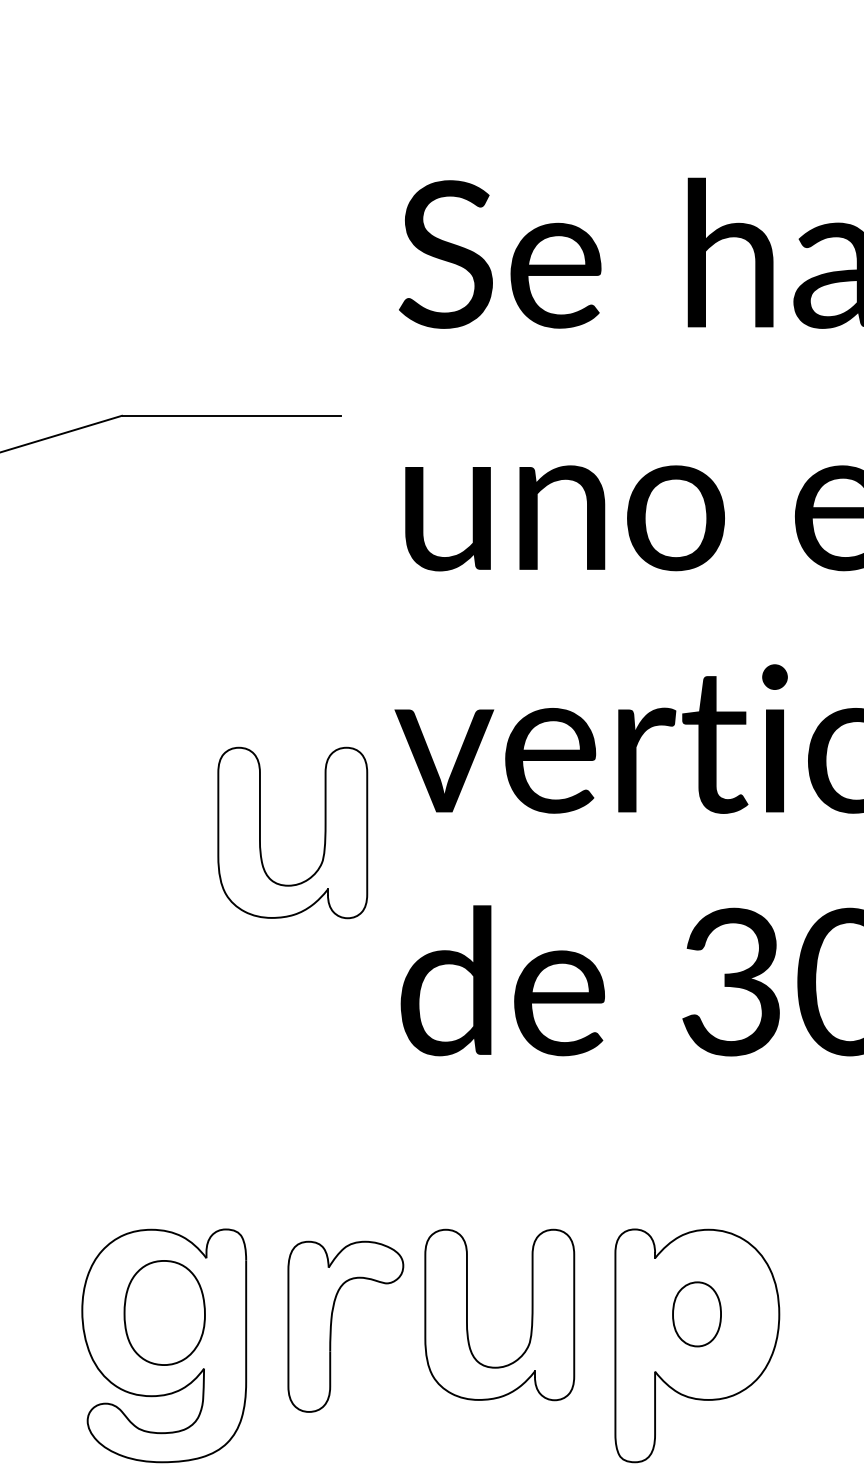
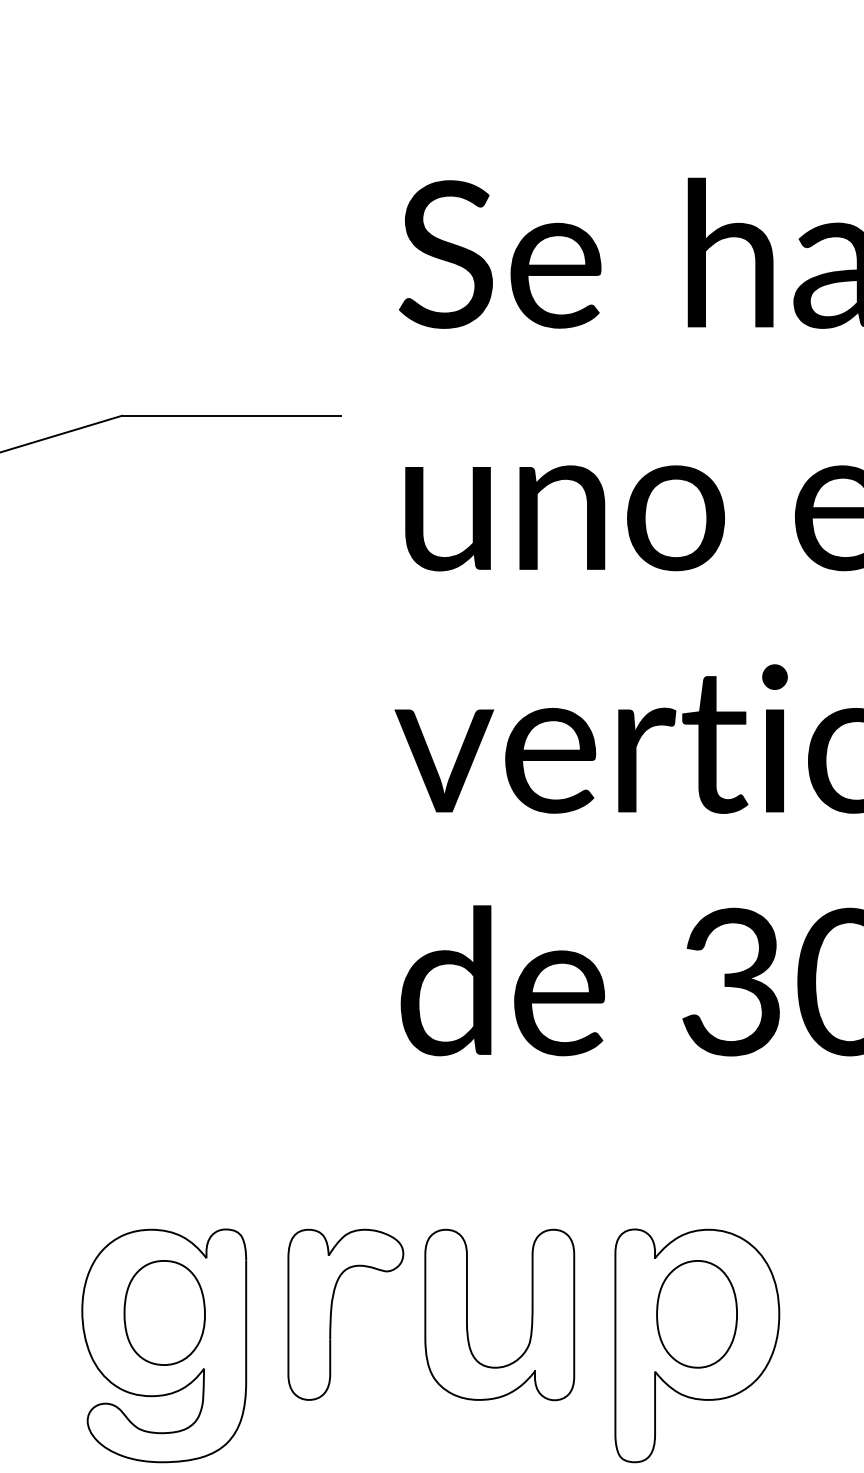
part: present -> none (260, 832)
part size: 50x67 px -> 82x109 px (696, 1314)
part position: (332, 1322) -> (332, 1310) (332, 1310)
